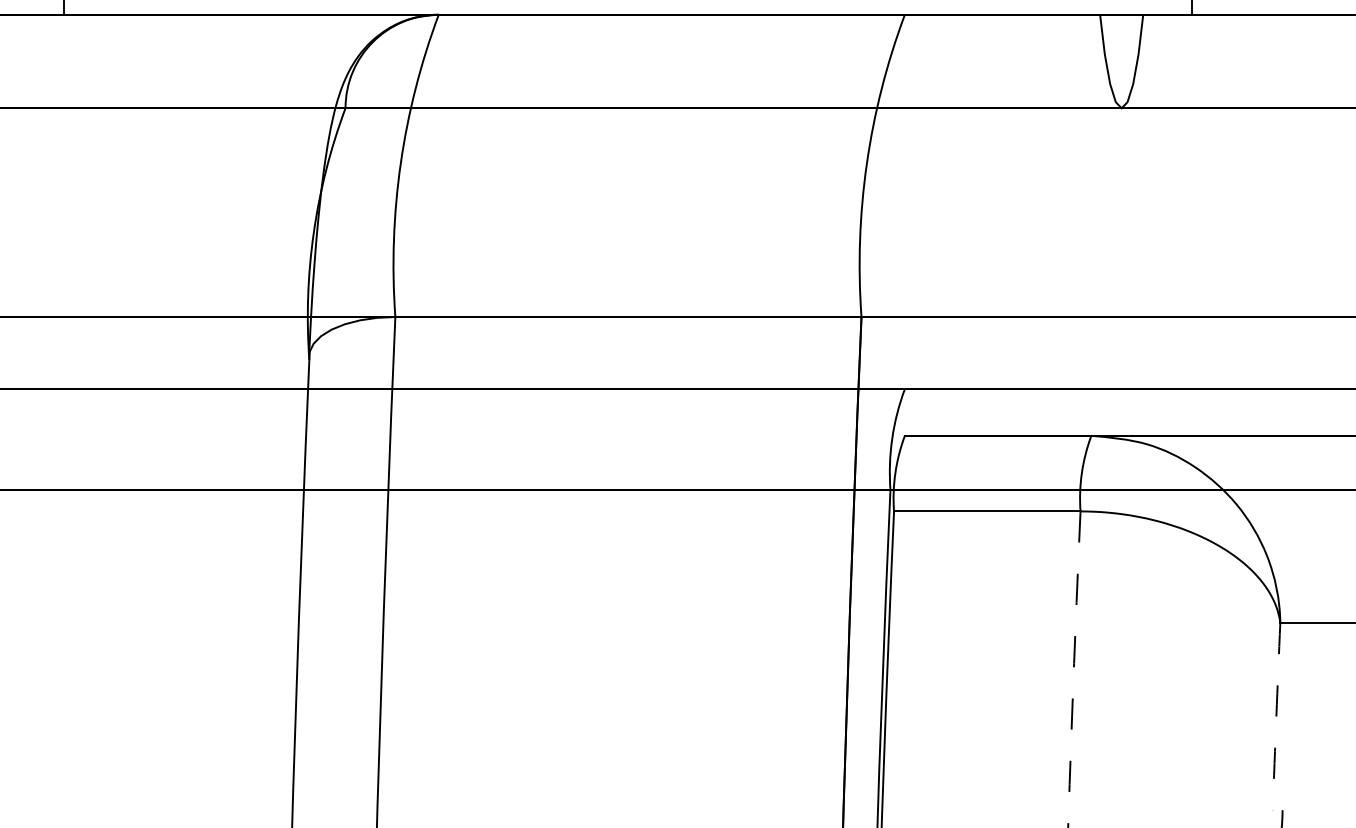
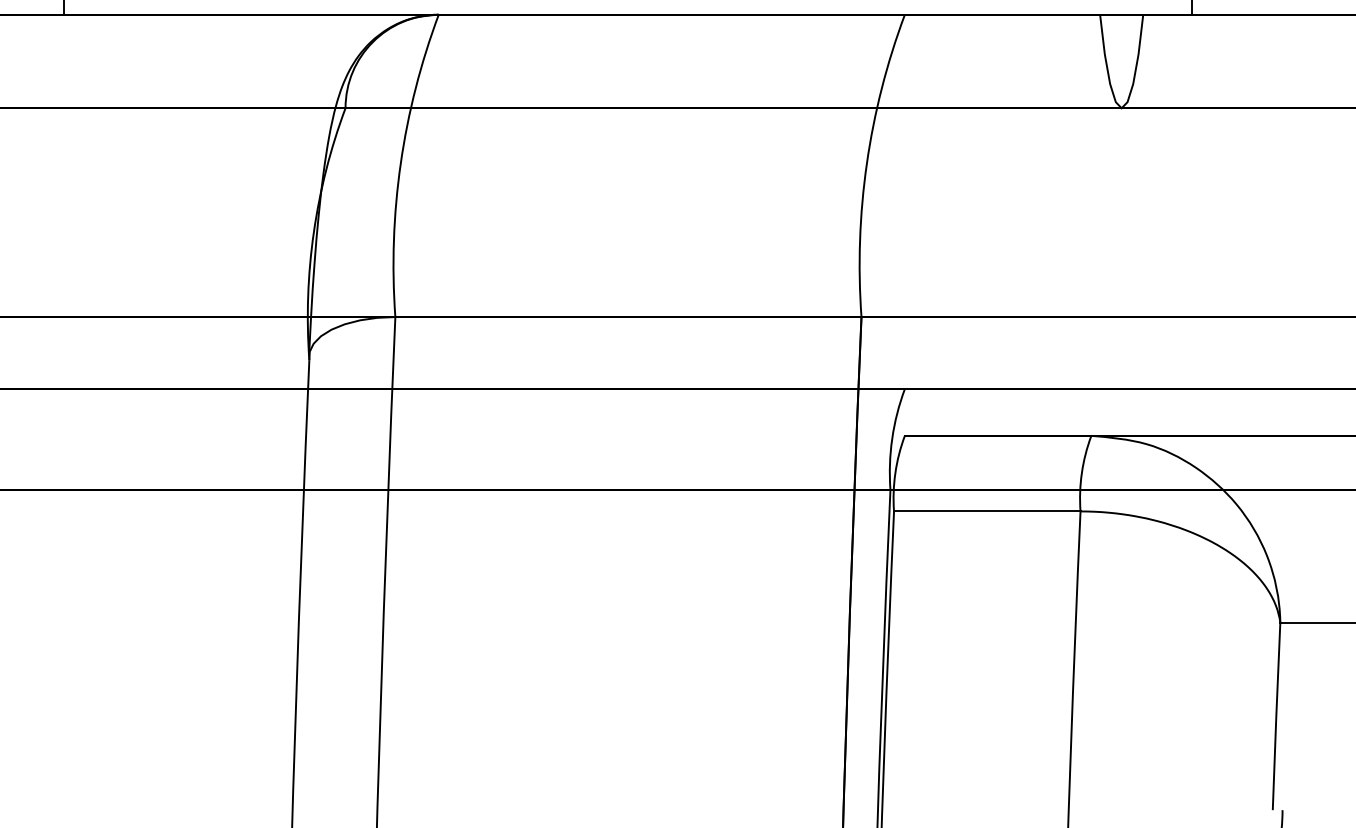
arc: dashed -> solid (1073, 669)
arc: dashed -> solid (1276, 716)
